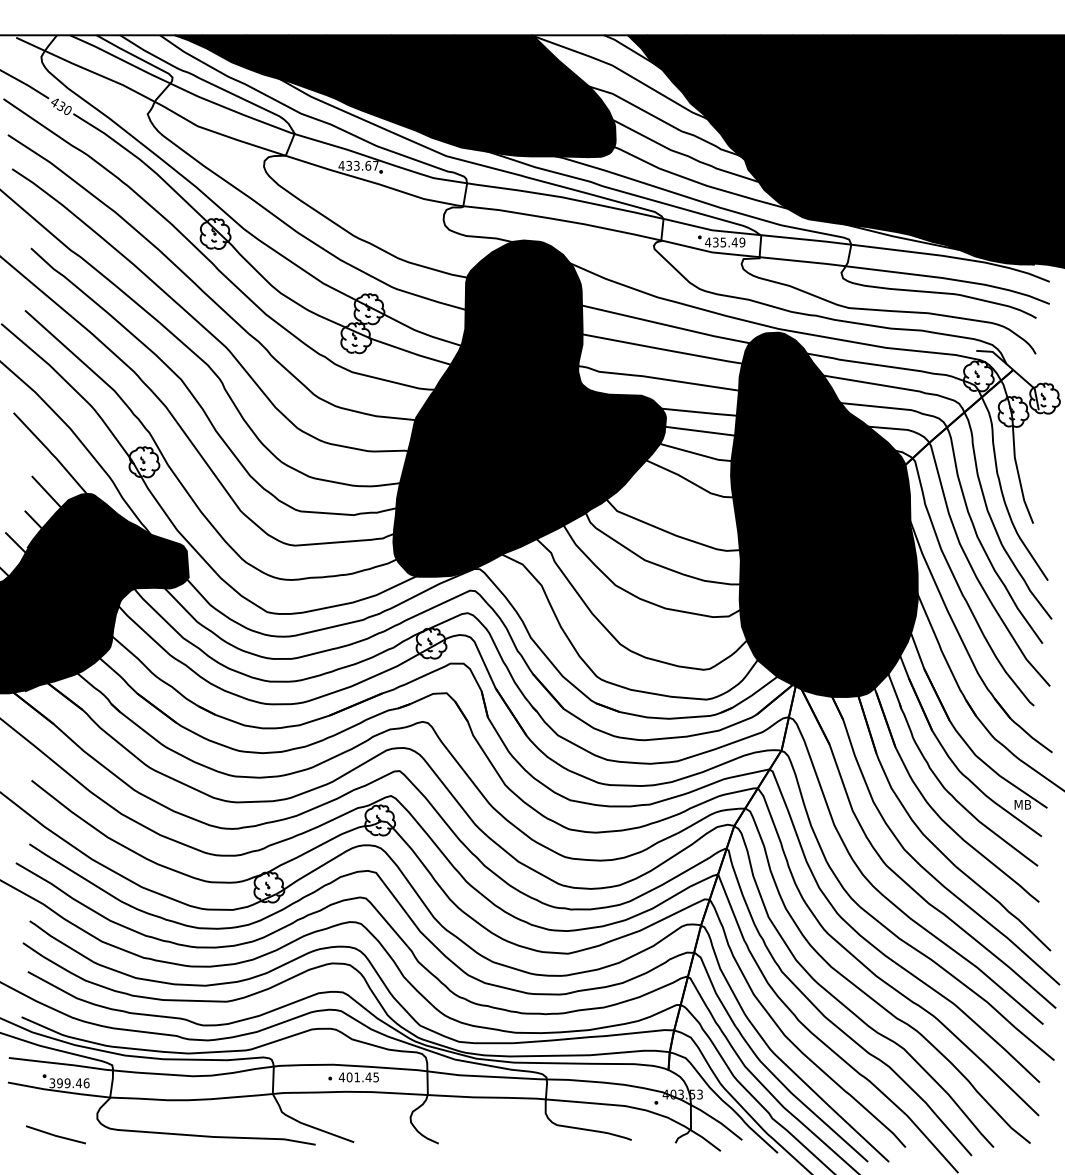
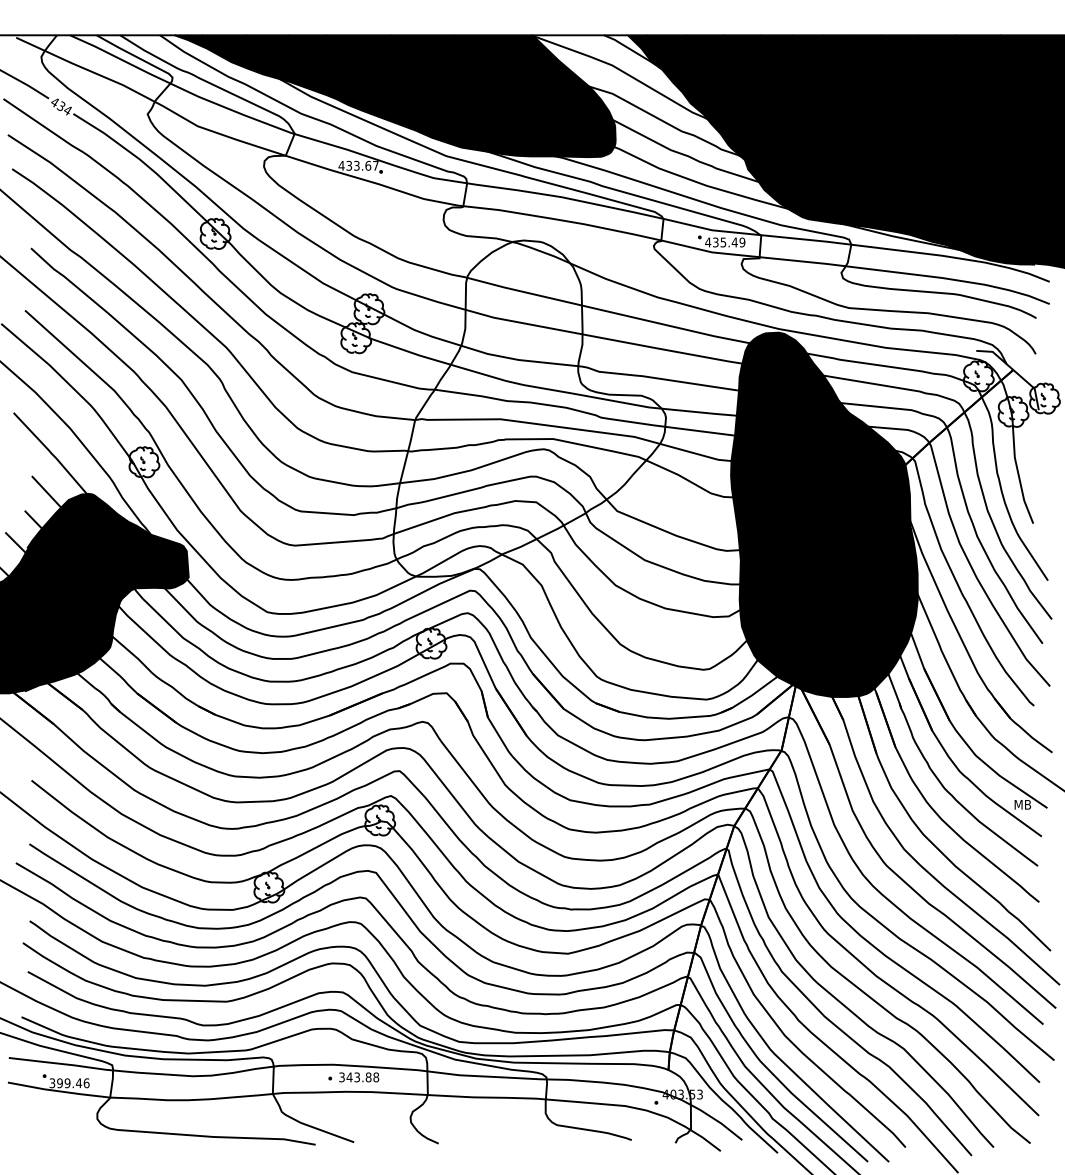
text: 430 -> 434 (67, 110)
fill: present -> none (529, 408)
text: 401.45 -> 343.88 (358, 1077)
line: present -> none (55, 1134)
